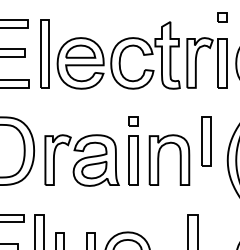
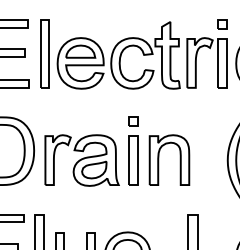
part position: (222, 17) -> (222, 24) (222, 24)
part: present -> none (206, 141)
